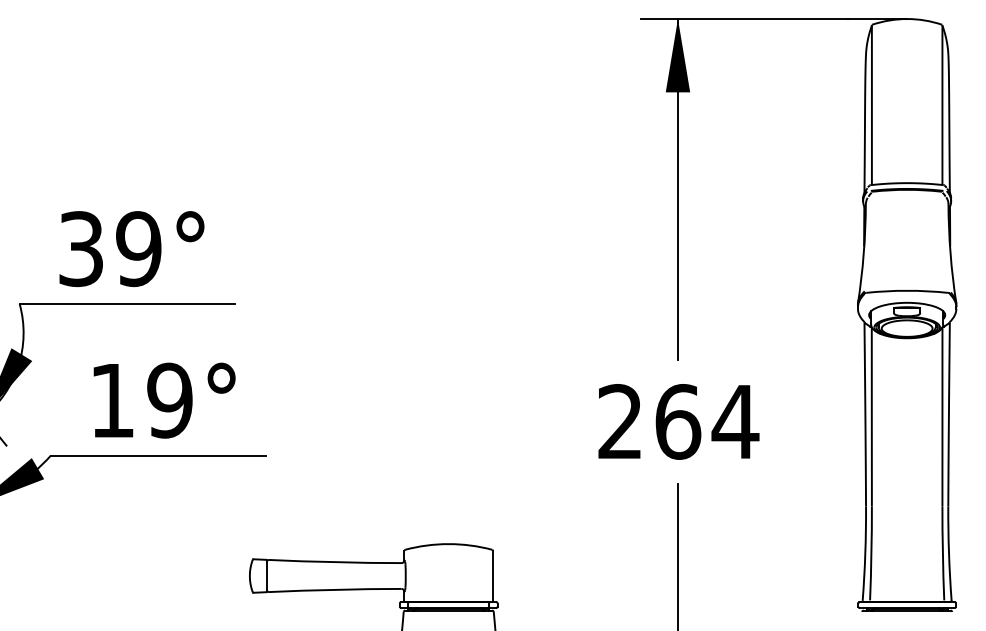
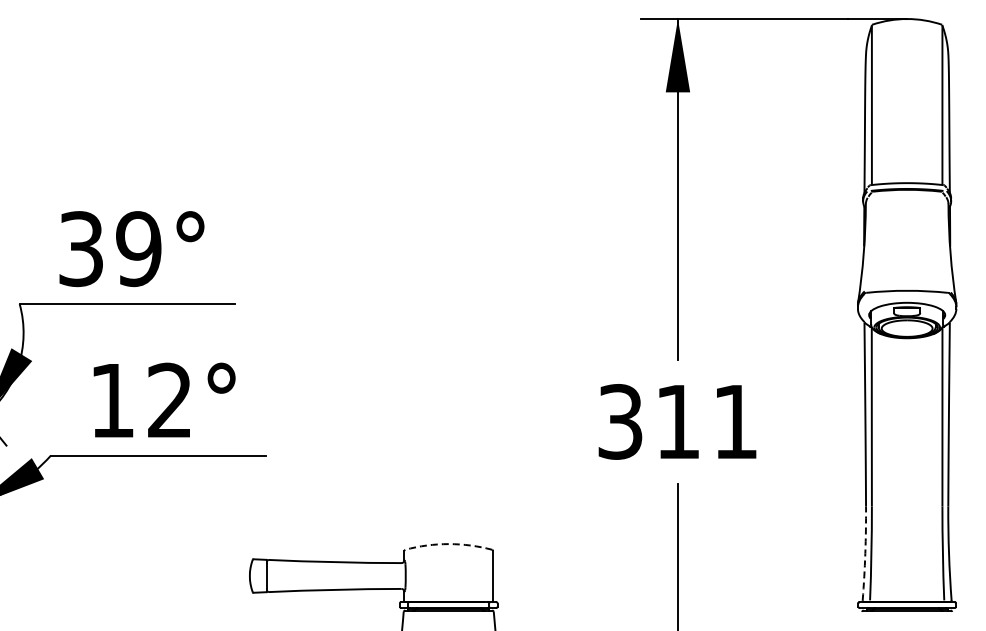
text: 19° -> 12° (169, 400)
text: 264 -> 311 (678, 421)
arc: solid -> dashed (448, 544)
arc: solid -> dashed (865, 553)
